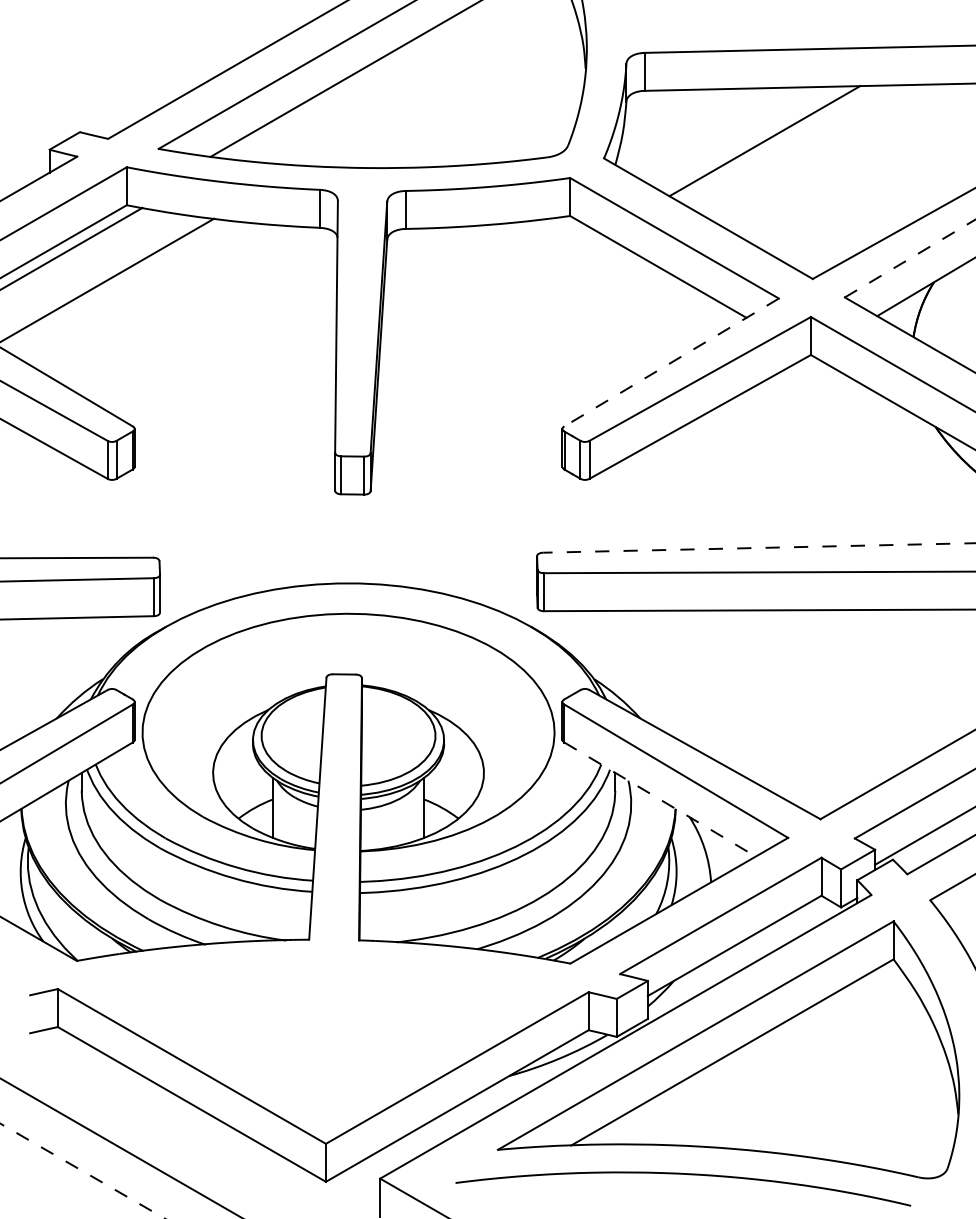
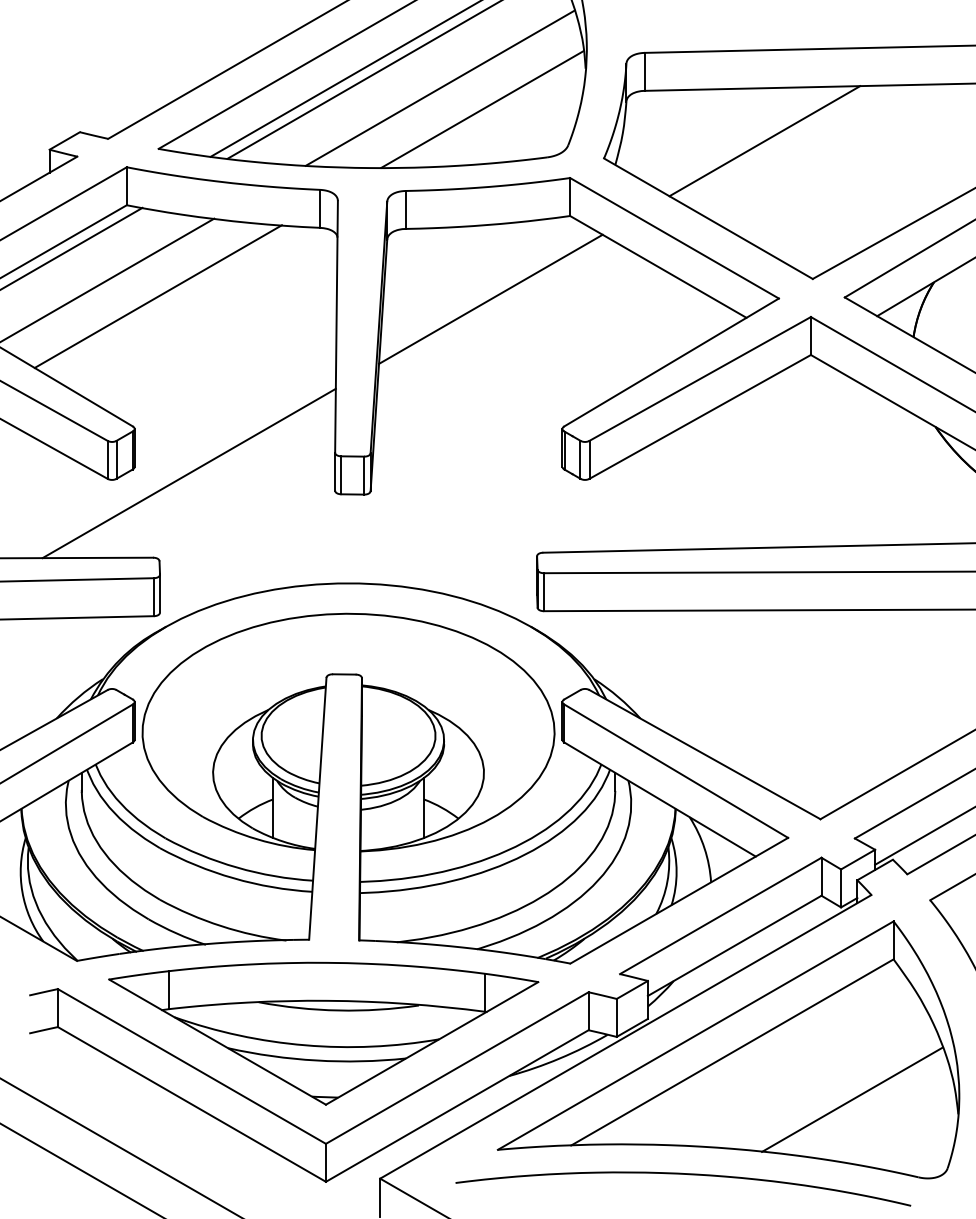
line: none -> present (362, 80)
line: none -> present (439, 87)
line: none -> present (482, 108)
line: dashed -> solid (910, 258)
line: none -> present (157, 296)
line: none -> present (490, 298)
line: dashed -> solid (671, 362)
line: none -> present (188, 473)
line: dashed -> solid (758, 547)
line: dashed -> solid (660, 799)
part: none -> present (323, 1033)
line: none -> present (852, 1099)
line: dashed -> solid (82, 1171)
